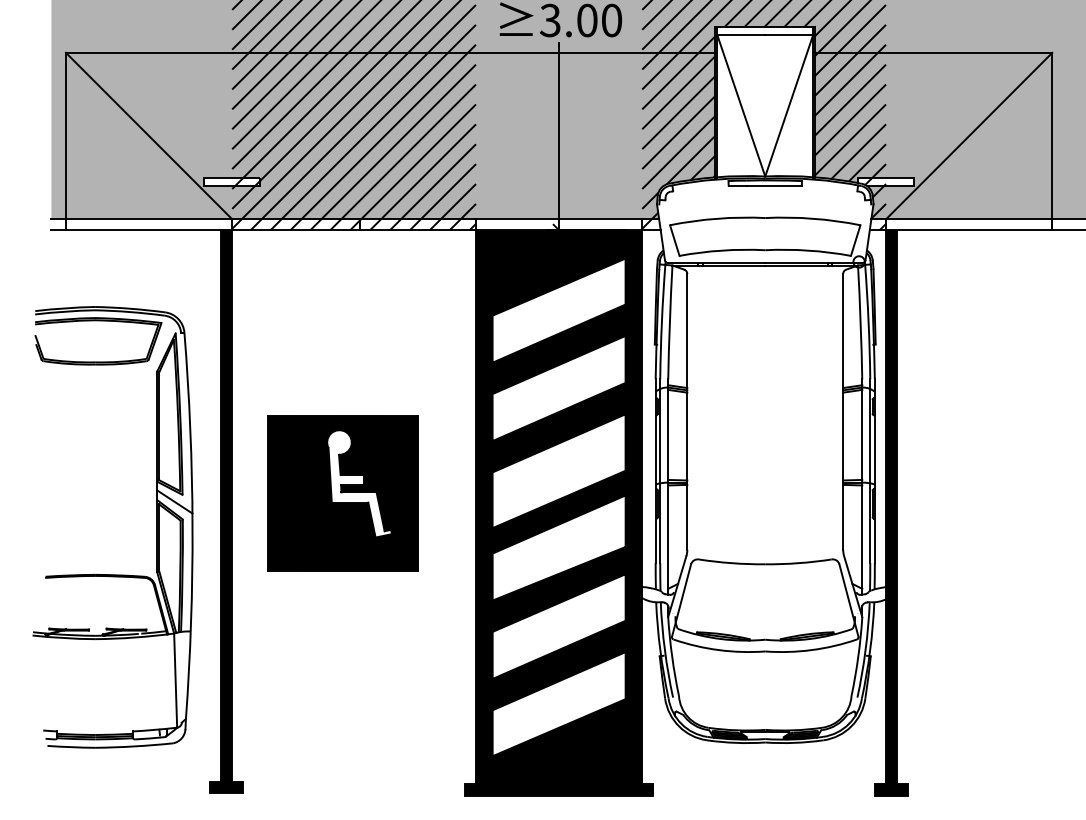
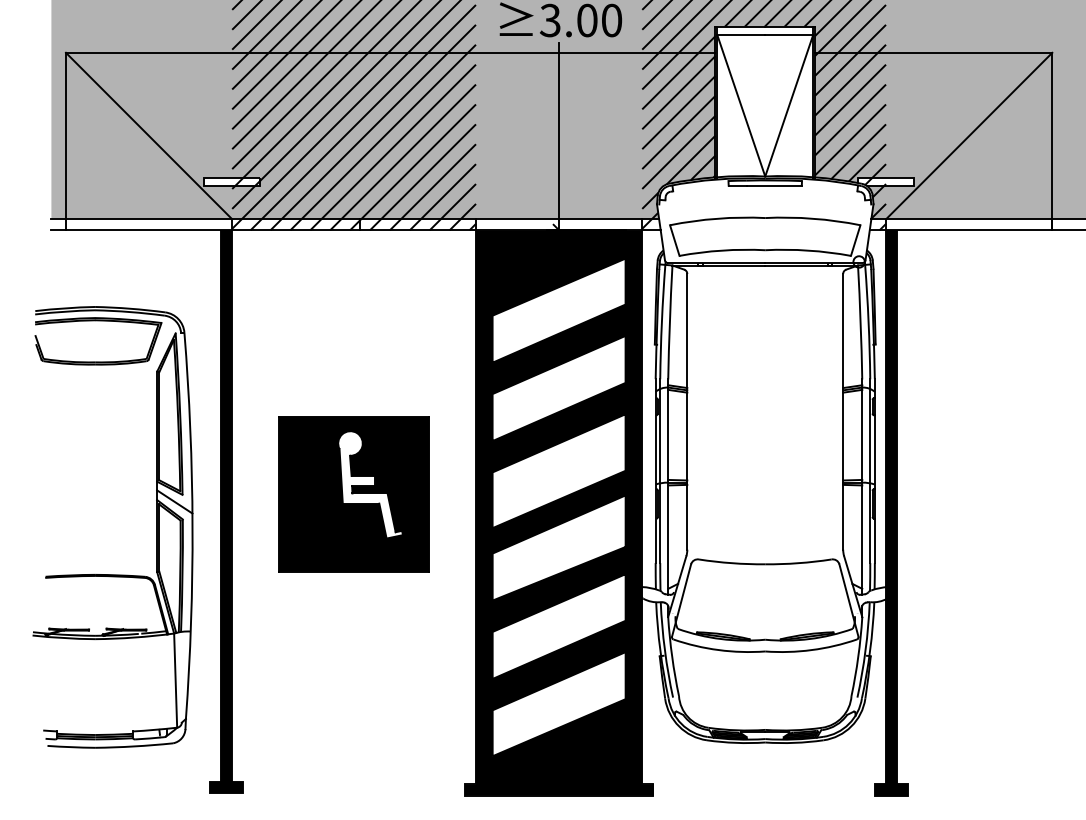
part position: (342, 493) -> (353, 494) (353, 494)
